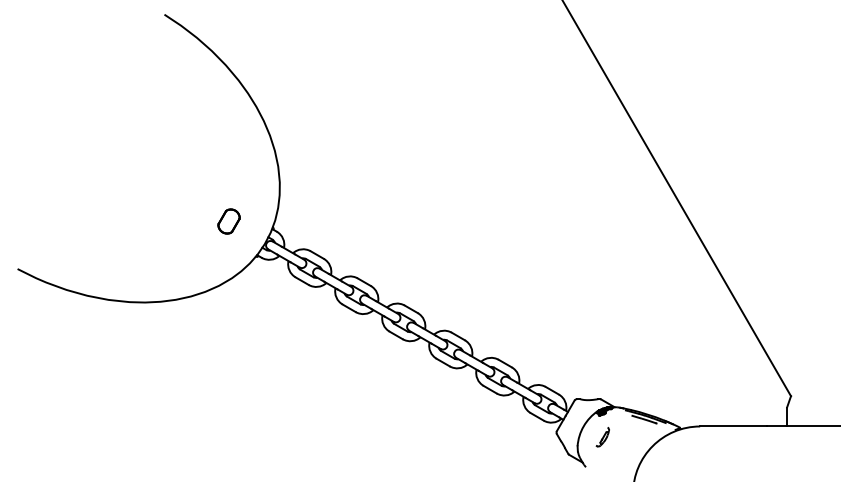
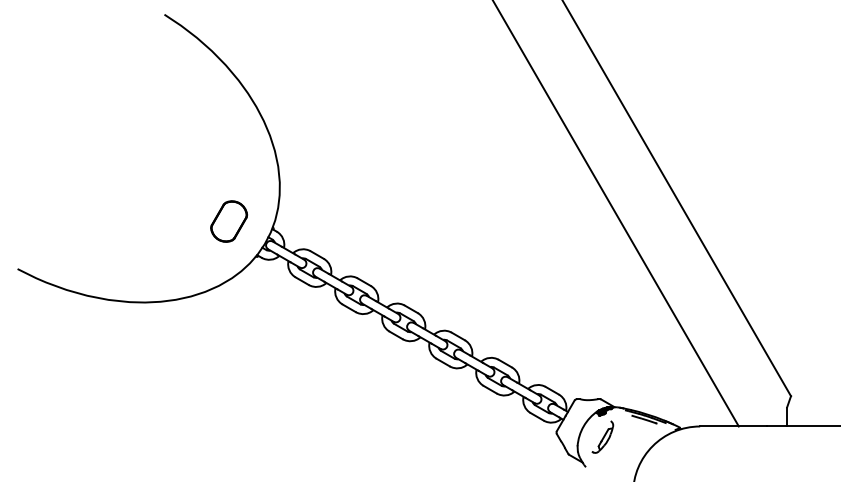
line: none -> present (615, 214)
part size: 24x27 px -> 38x43 px (228, 221)
part size: 15x21 px -> 24x34 px (602, 436)
